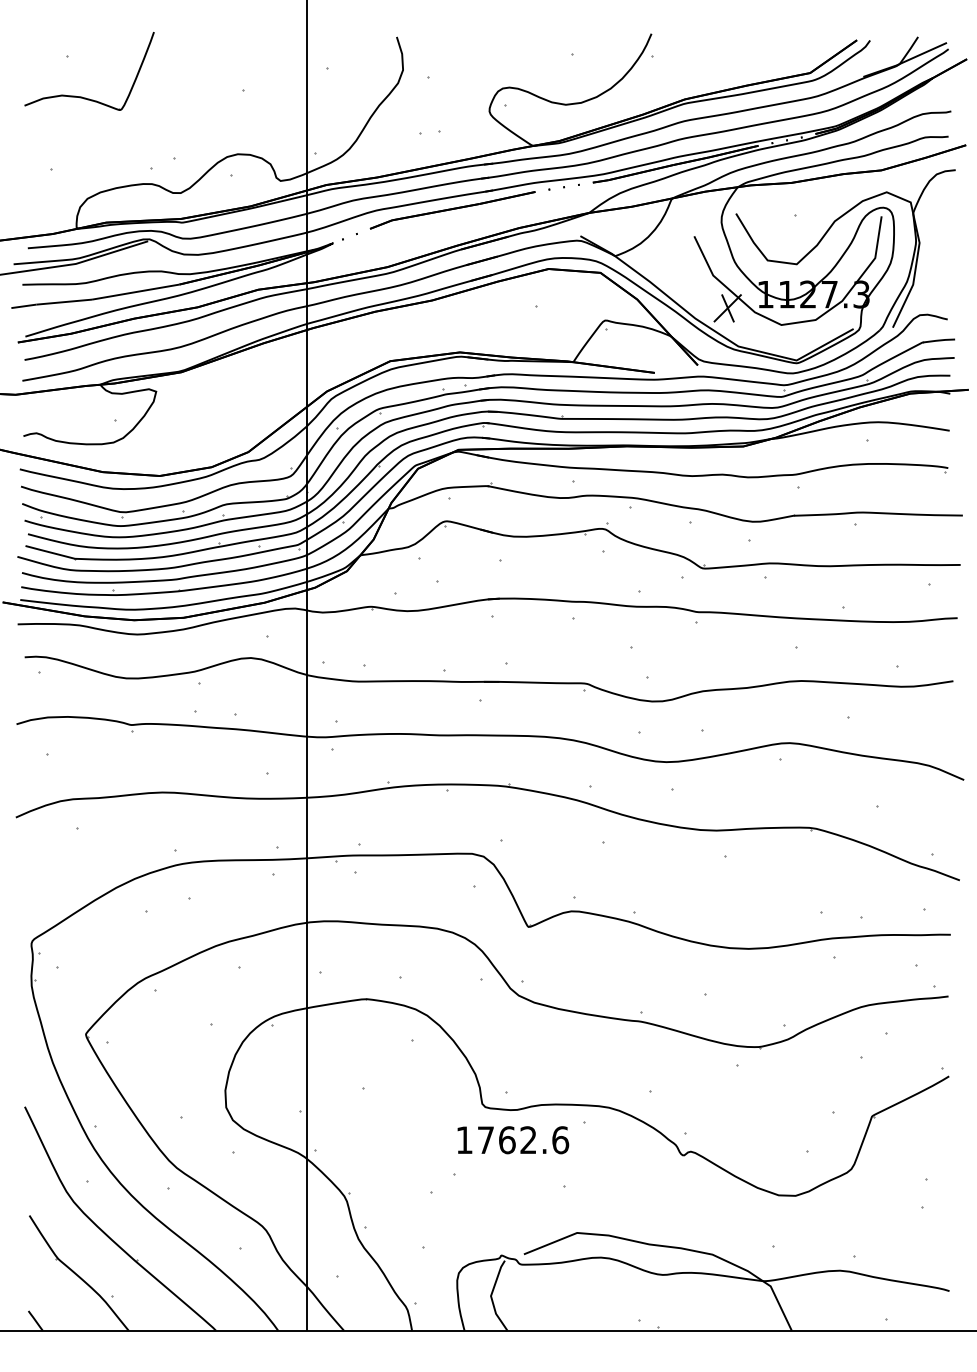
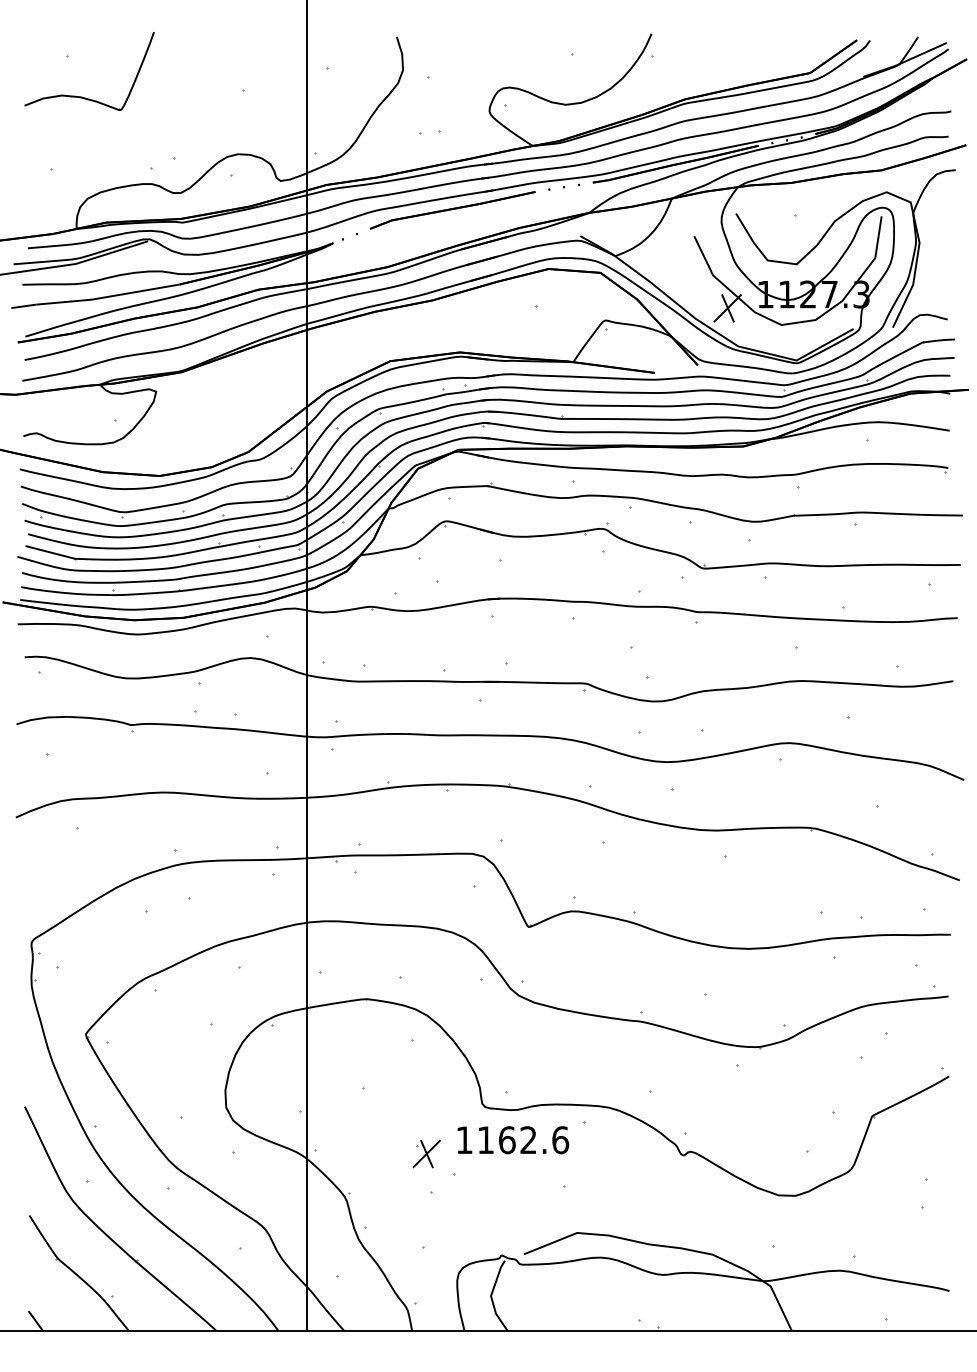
text: 1762.6 -> 1162.6 (485, 1139)
part: none -> present (426, 1153)
